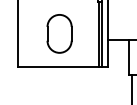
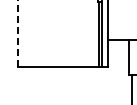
line: solid -> dashed (18, 33)
part: present -> none (59, 33)
